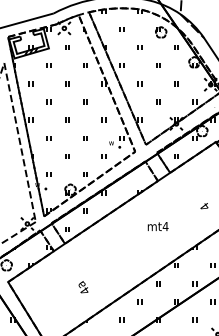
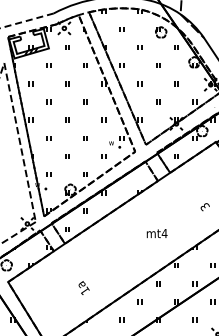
line: solid -> dashed (26, 20)
text: 4 -> 3 (204, 207)
text position: (157, 226) -> (156, 233) (156, 233)
text: 4a -> 1a (84, 290)
